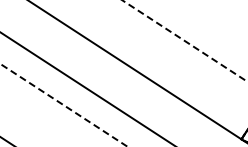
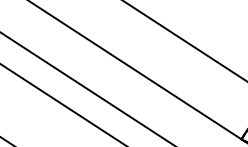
line: dashed -> solid (185, 41)
line: dashed -> solid (63, 105)
